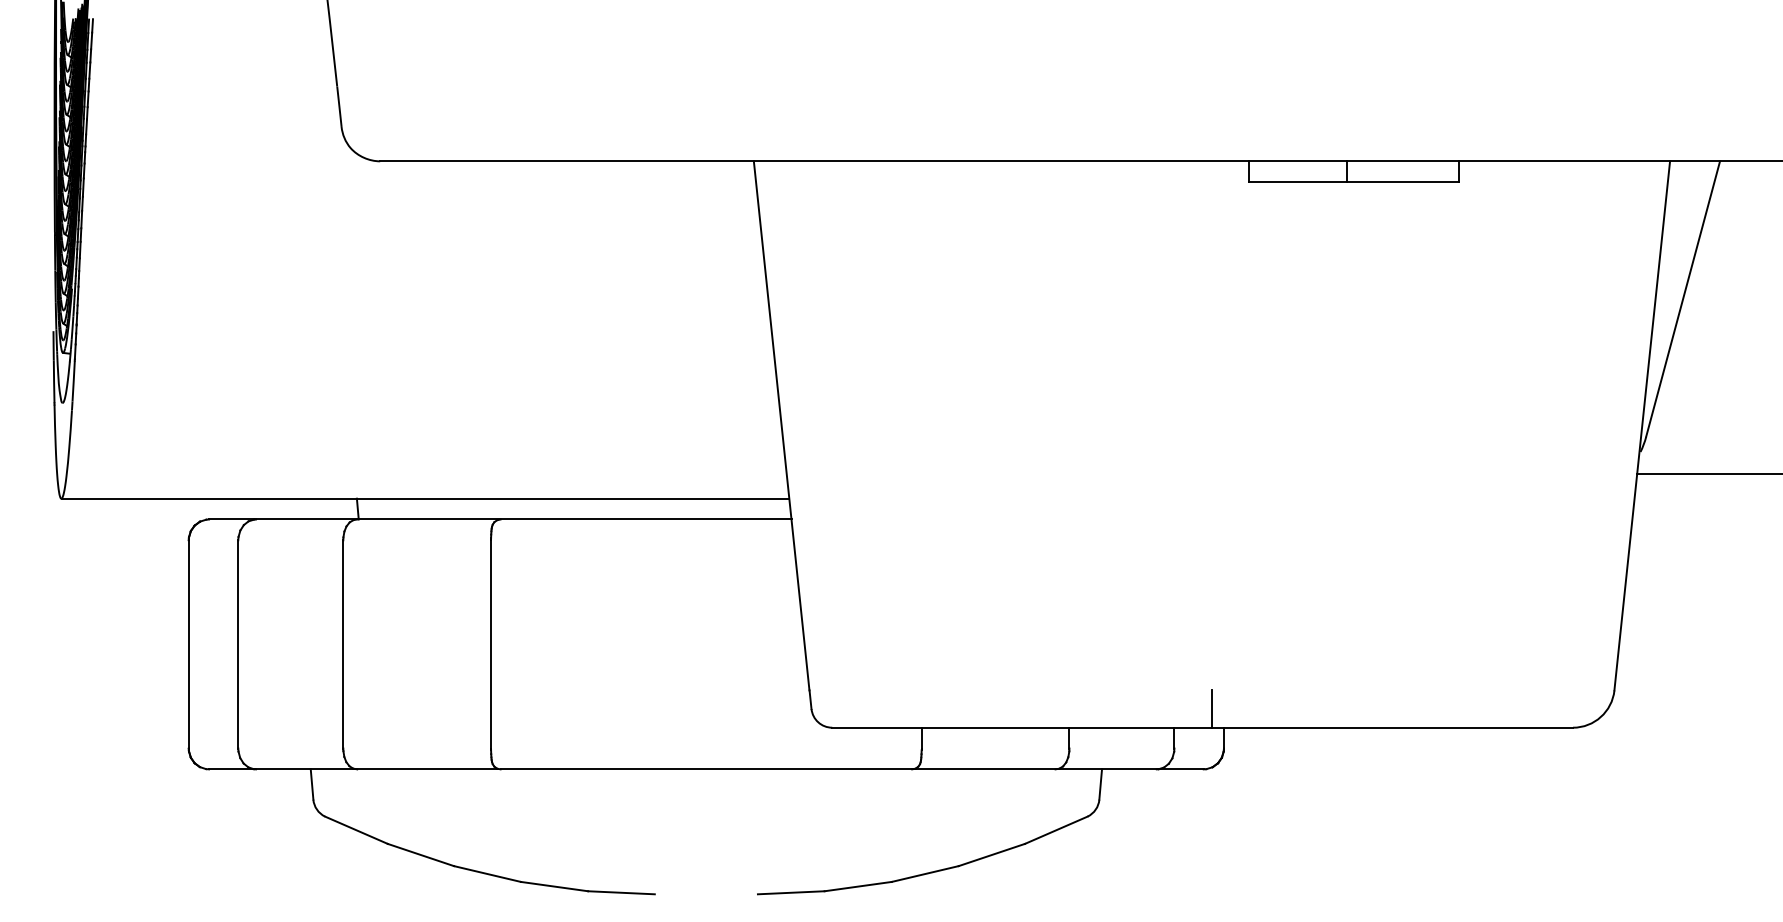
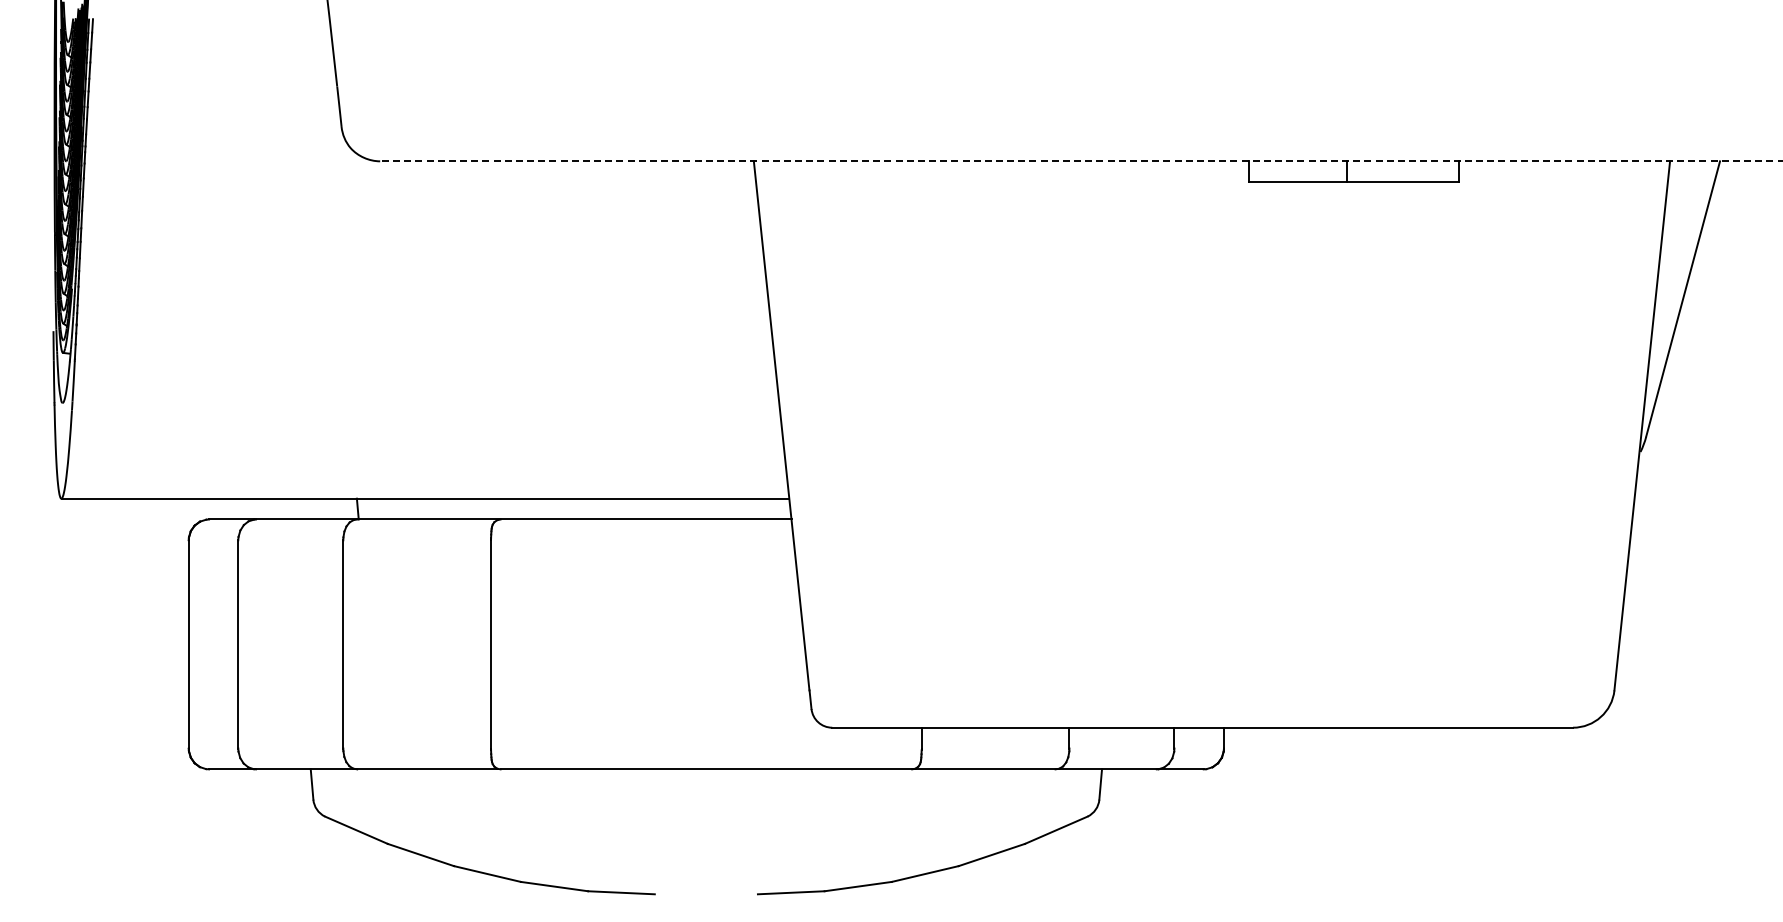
line: solid -> dashed (1080, 161)
line: present -> none (1708, 473)
line: present -> none (1211, 708)
